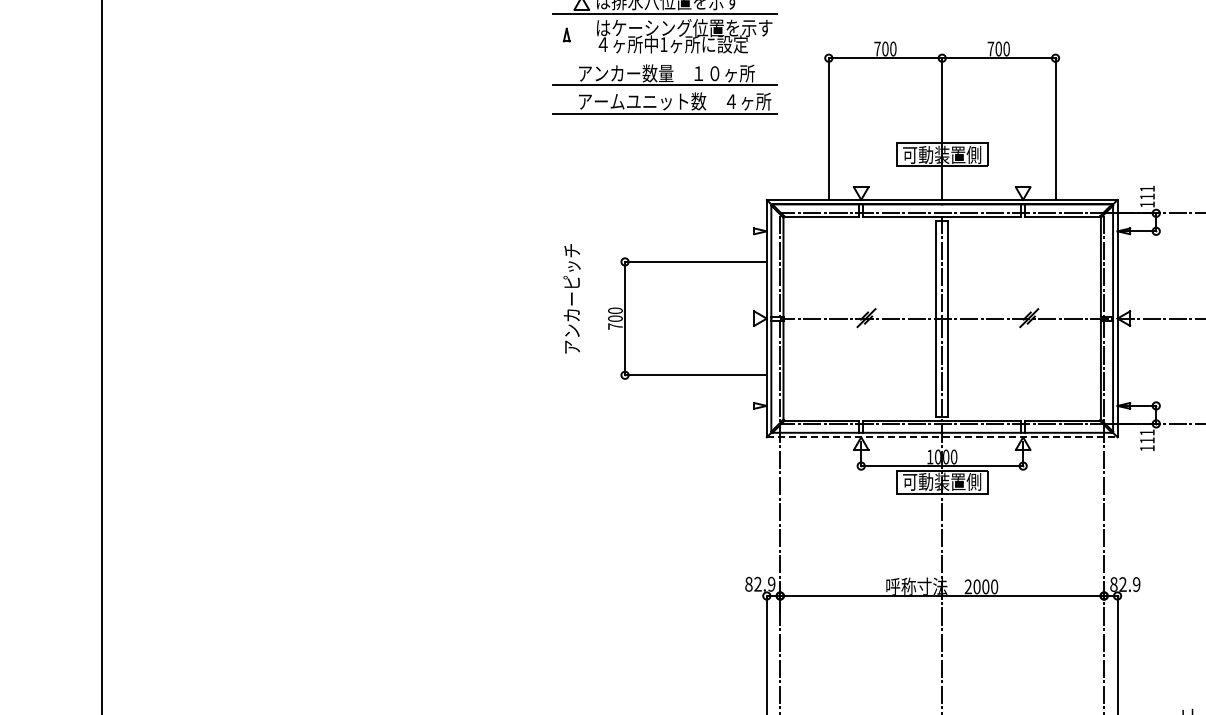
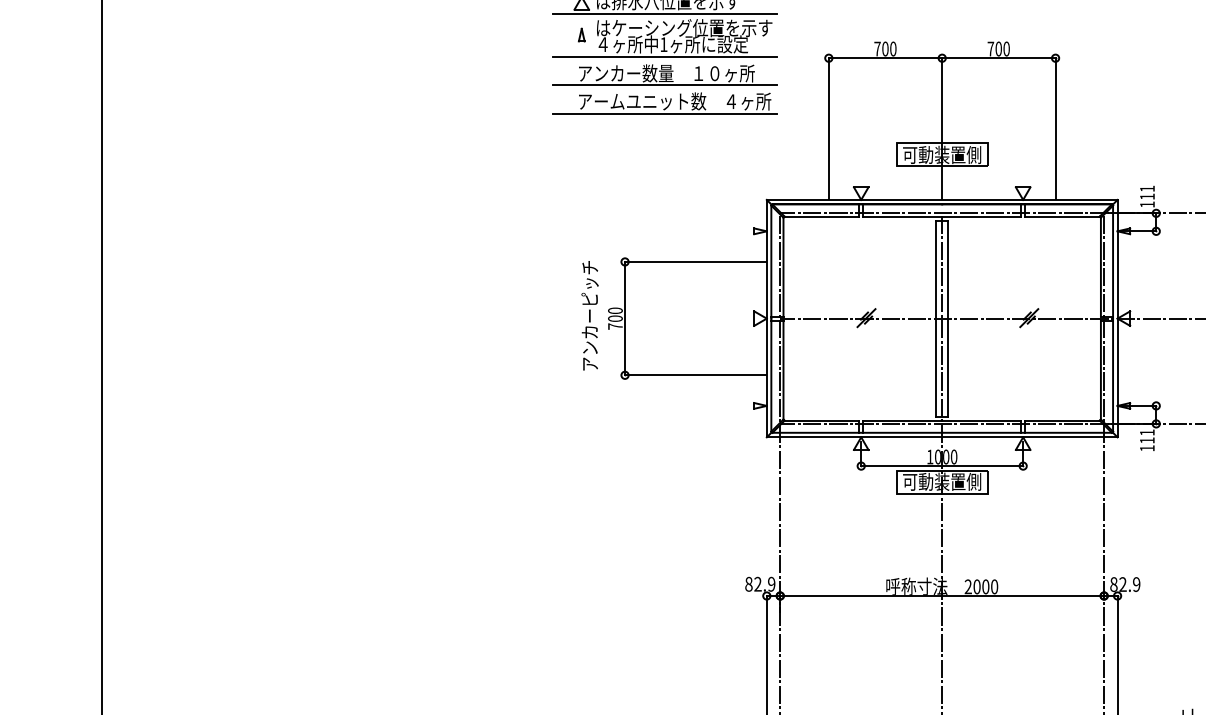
part position: (566, 34) -> (581, 34) (581, 34)
line: none -> present (664, 57)
text position: (571, 298) -> (589, 315) (589, 315)
line: dashed -> solid (942, 437)
